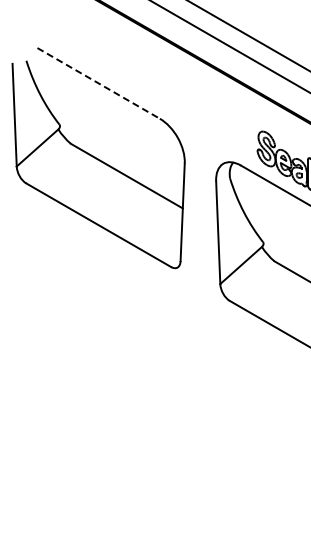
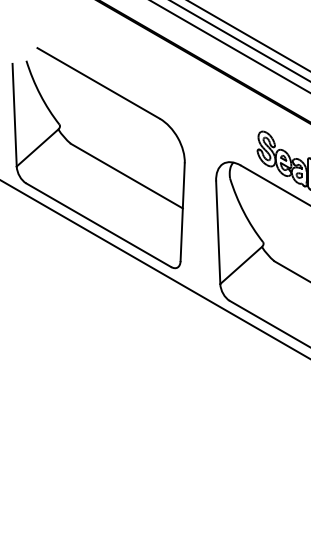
line: none -> present (240, 40)
line: dashed -> solid (98, 83)
line: none -> present (154, 269)
